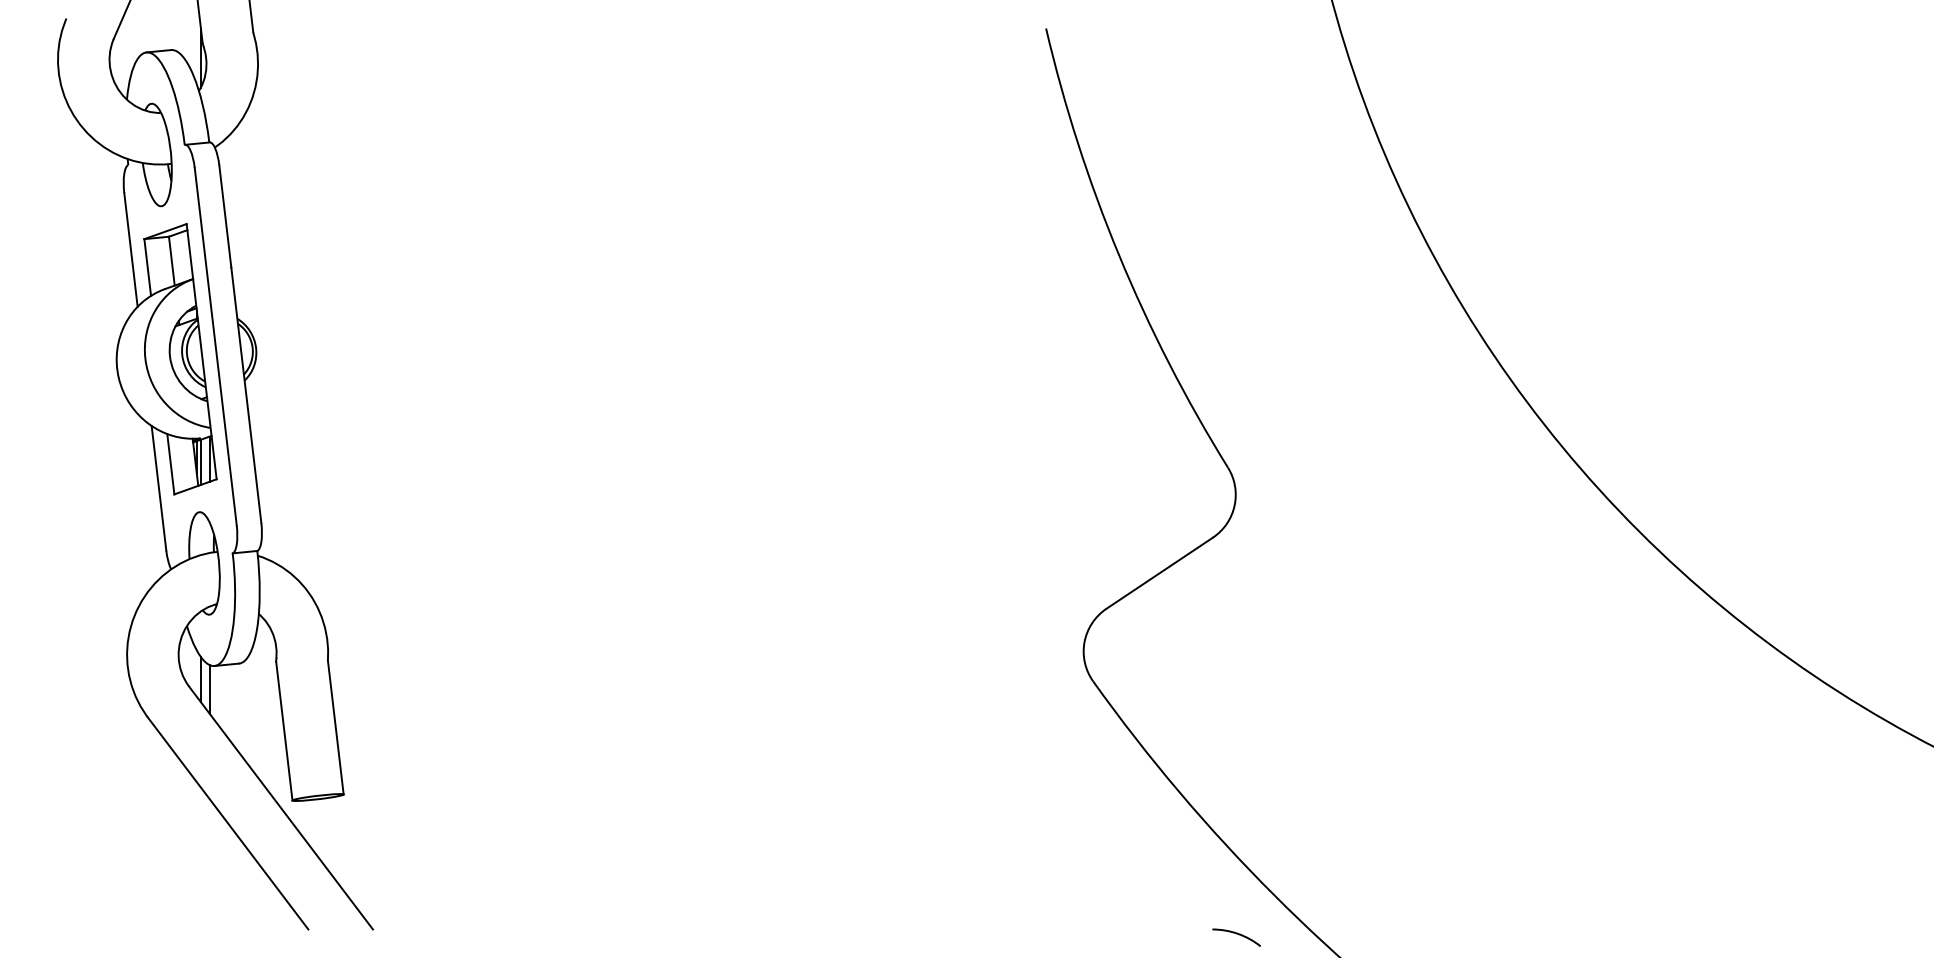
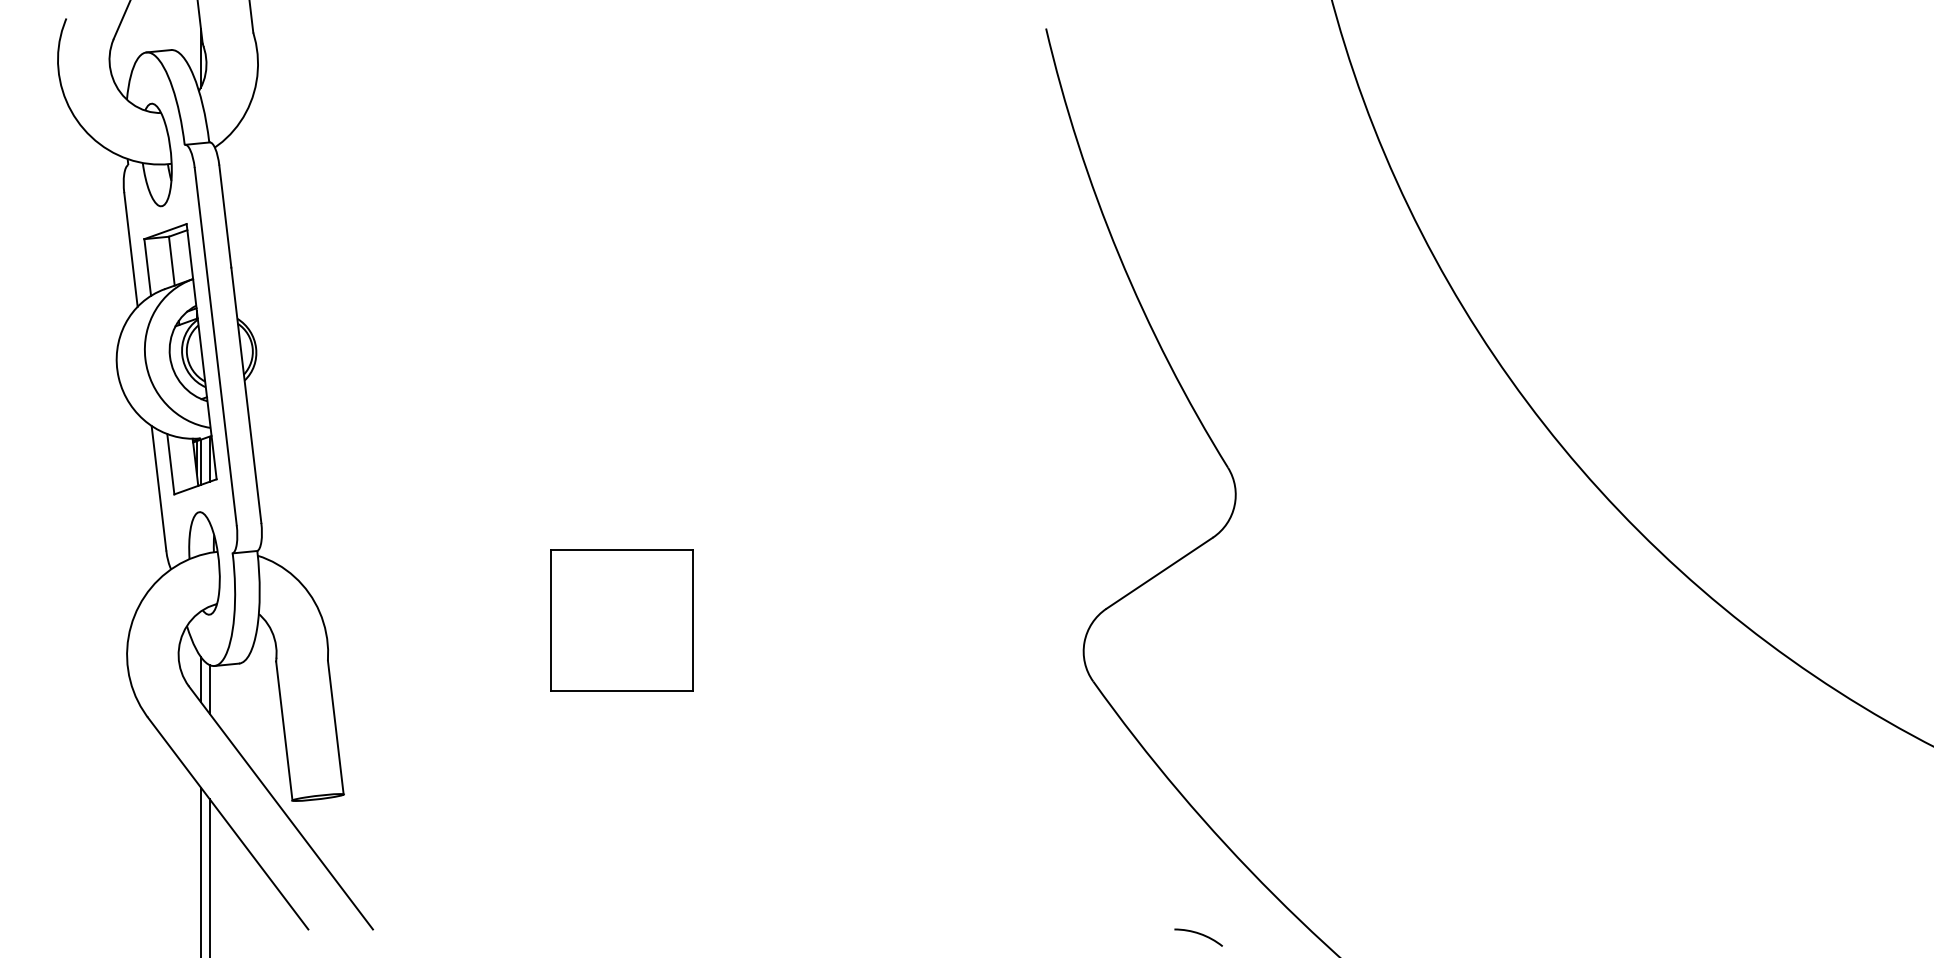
part: none -> present (621, 620)
line: none -> present (200, 870)
line: none -> present (209, 876)
arc position: (1236, 934) -> (1198, 934) (1198, 934)
